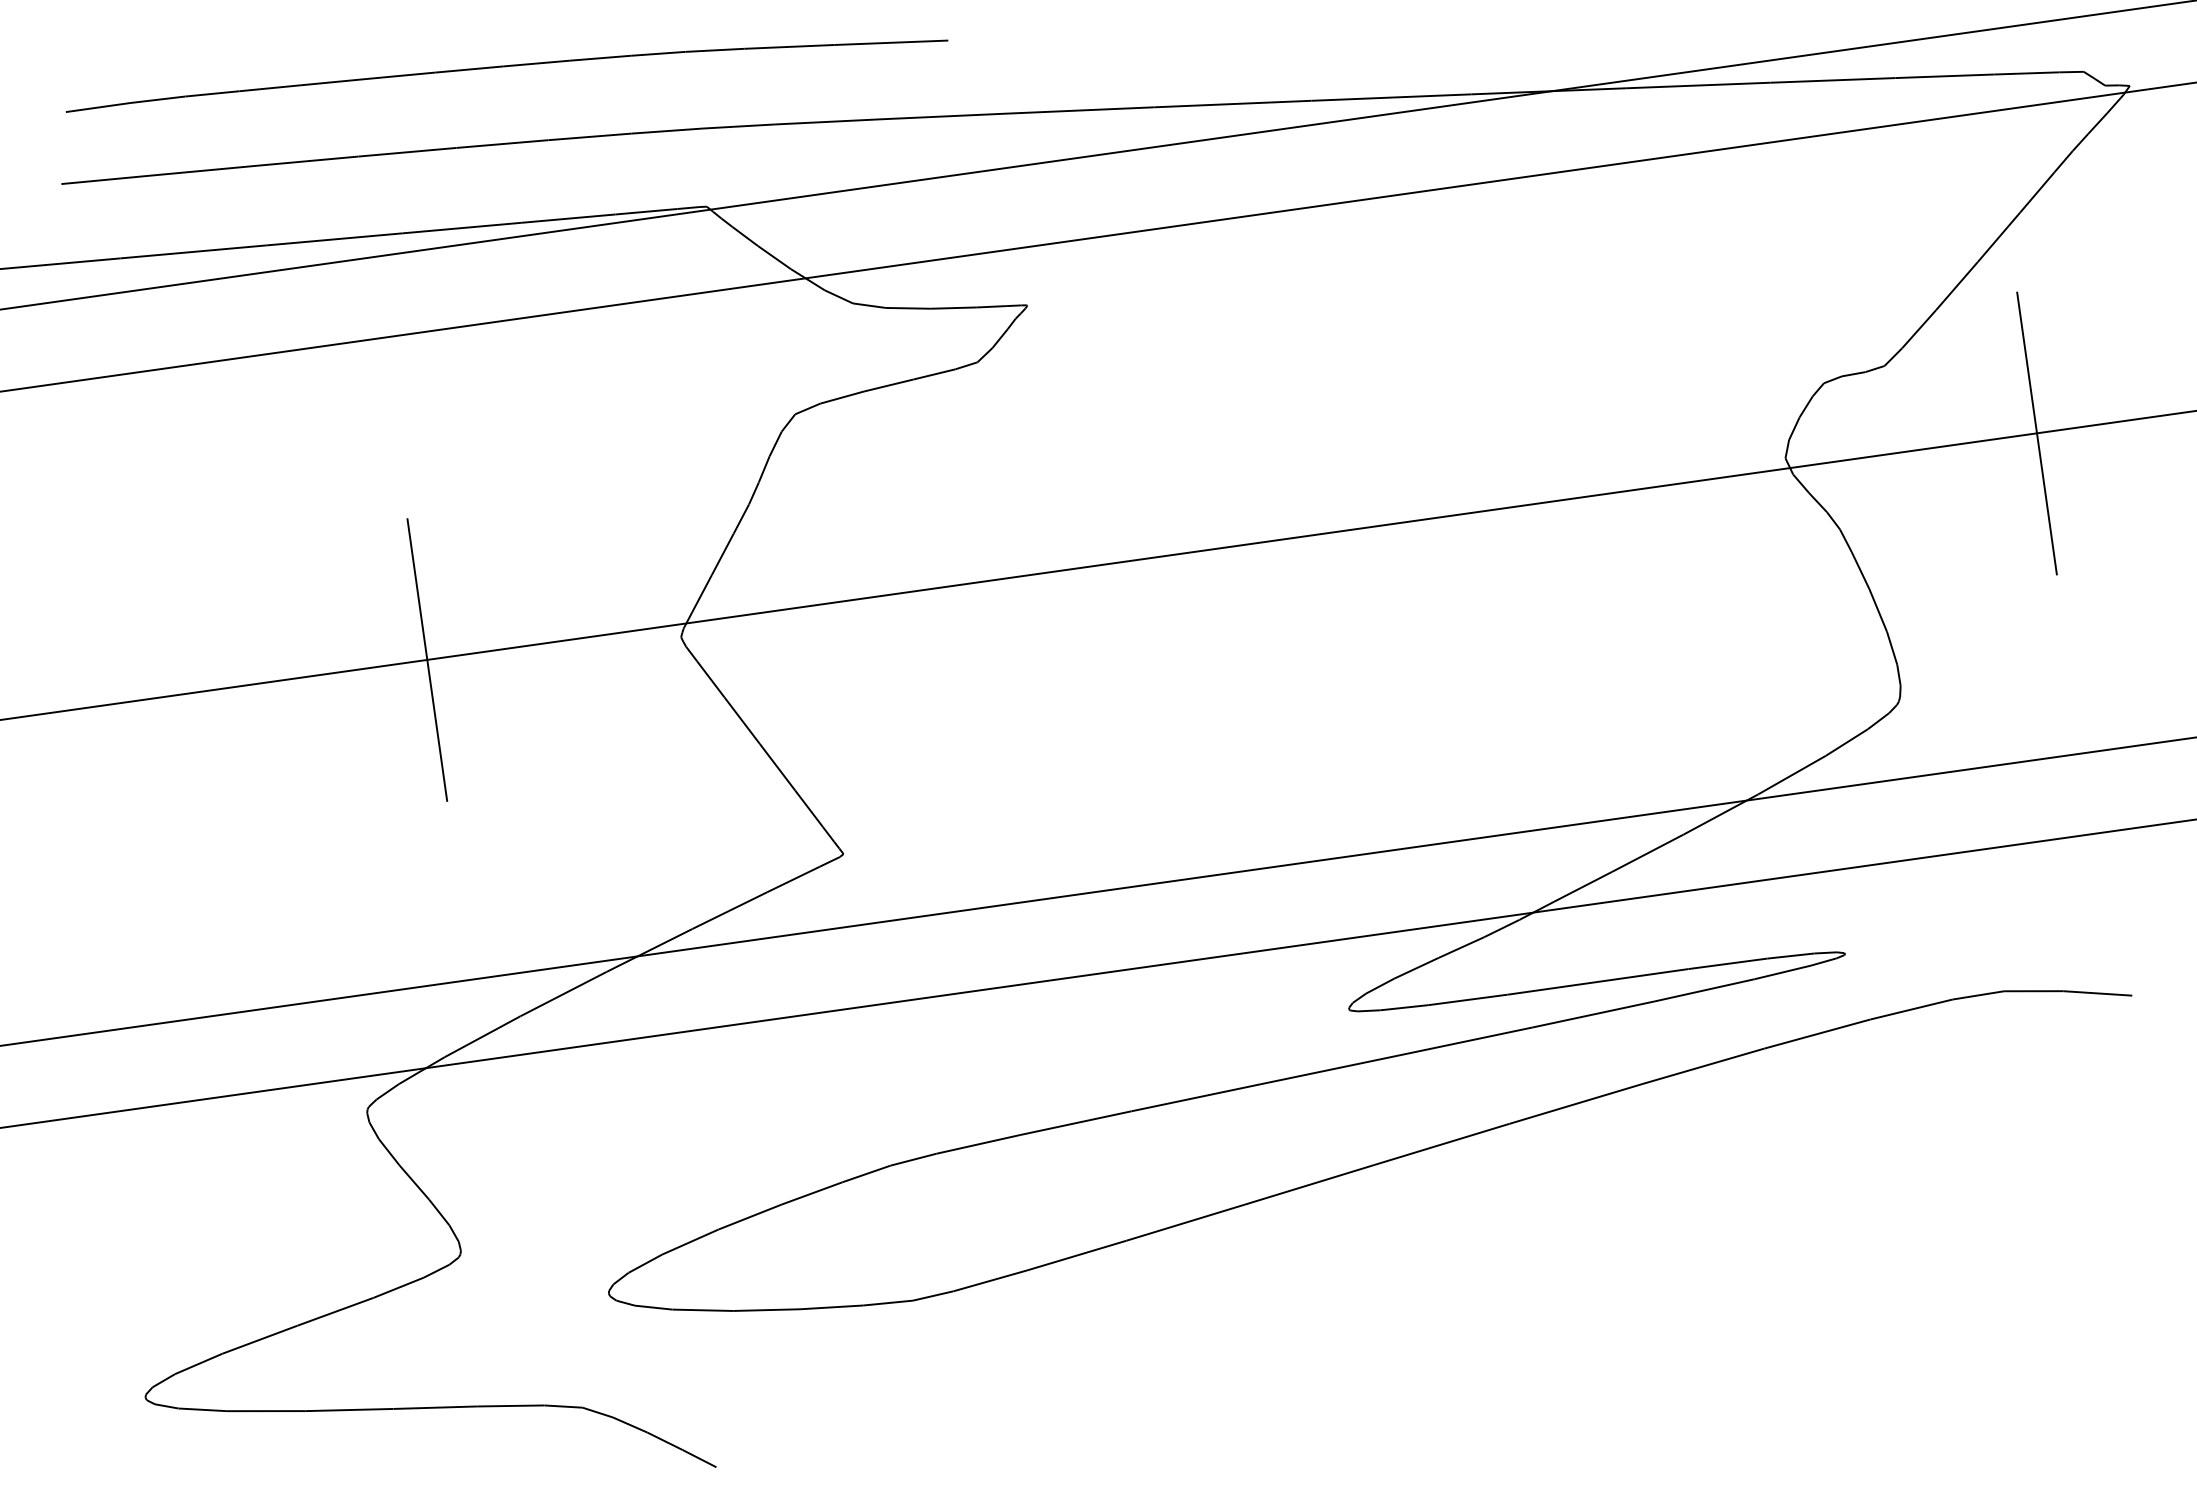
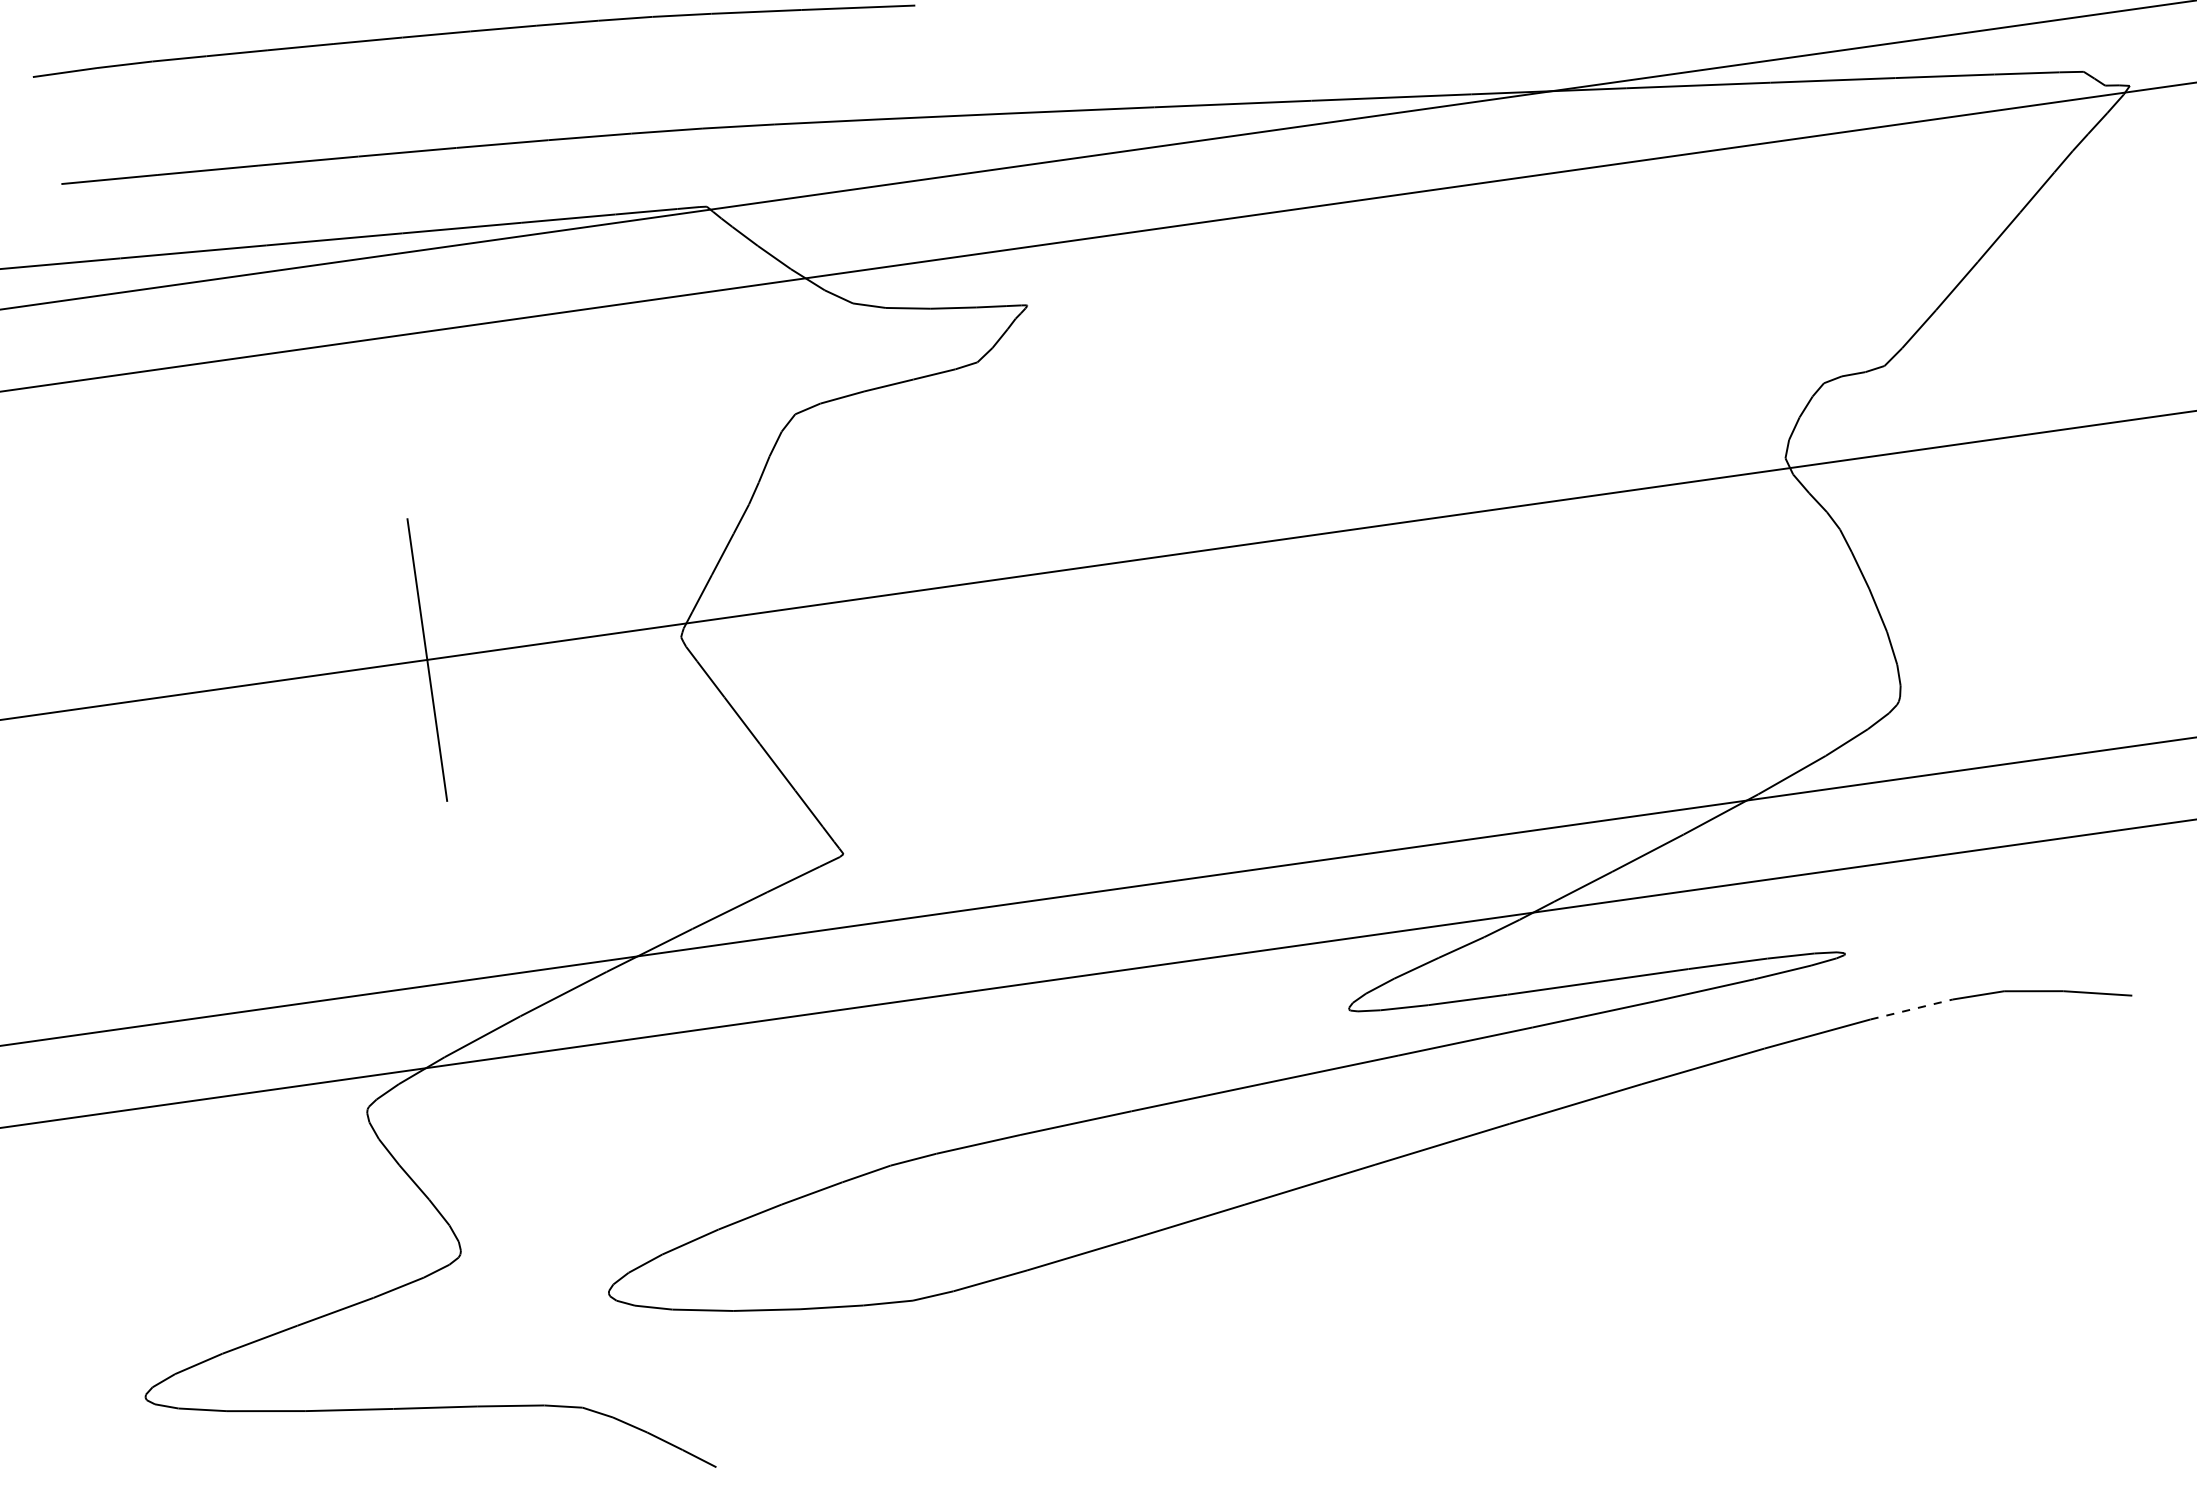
part position: (506, 67) -> (473, 32) (473, 32)
line: present -> none (2036, 433)
line: solid -> dashed (1912, 1009)
